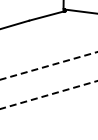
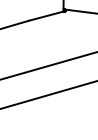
line: dashed -> solid (49, 65)
line: dashed -> solid (49, 94)
